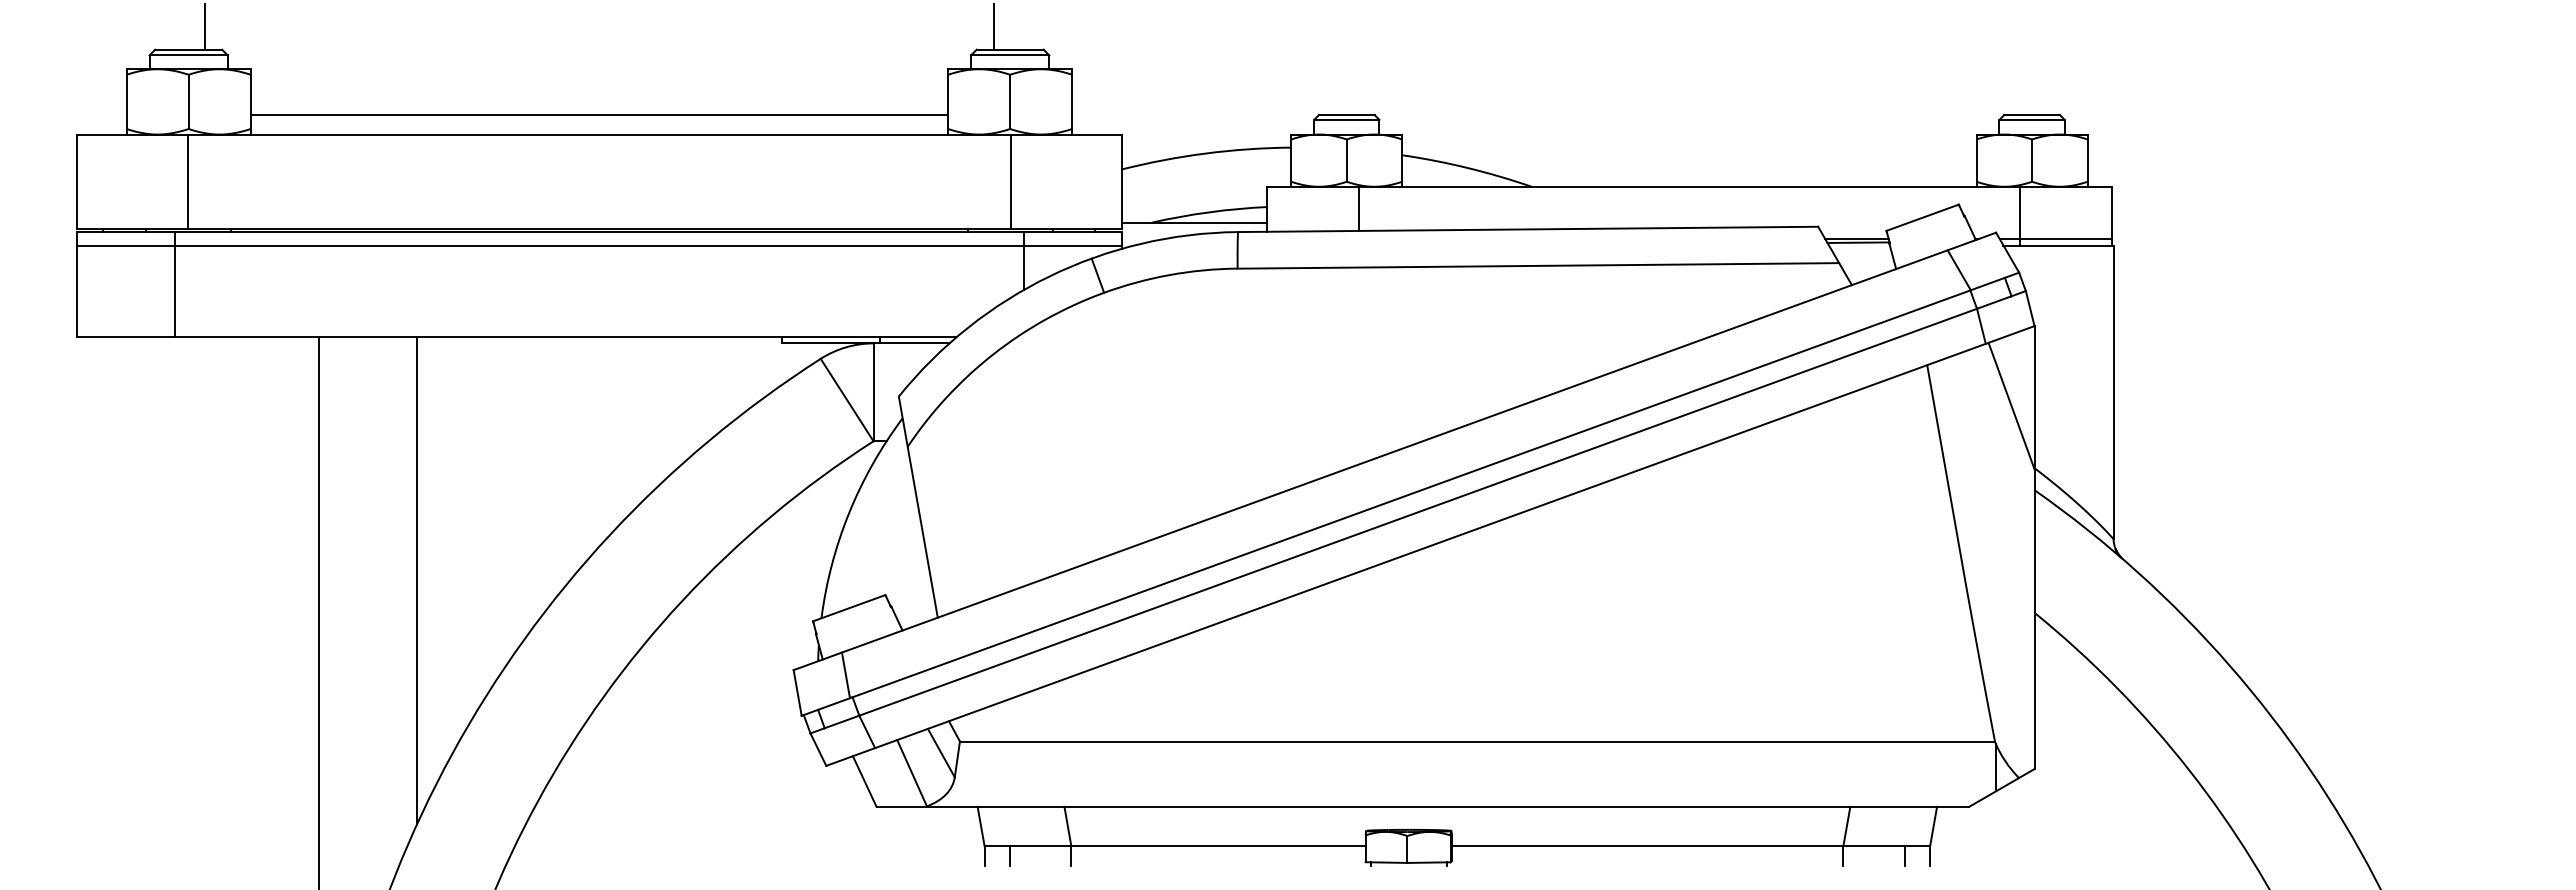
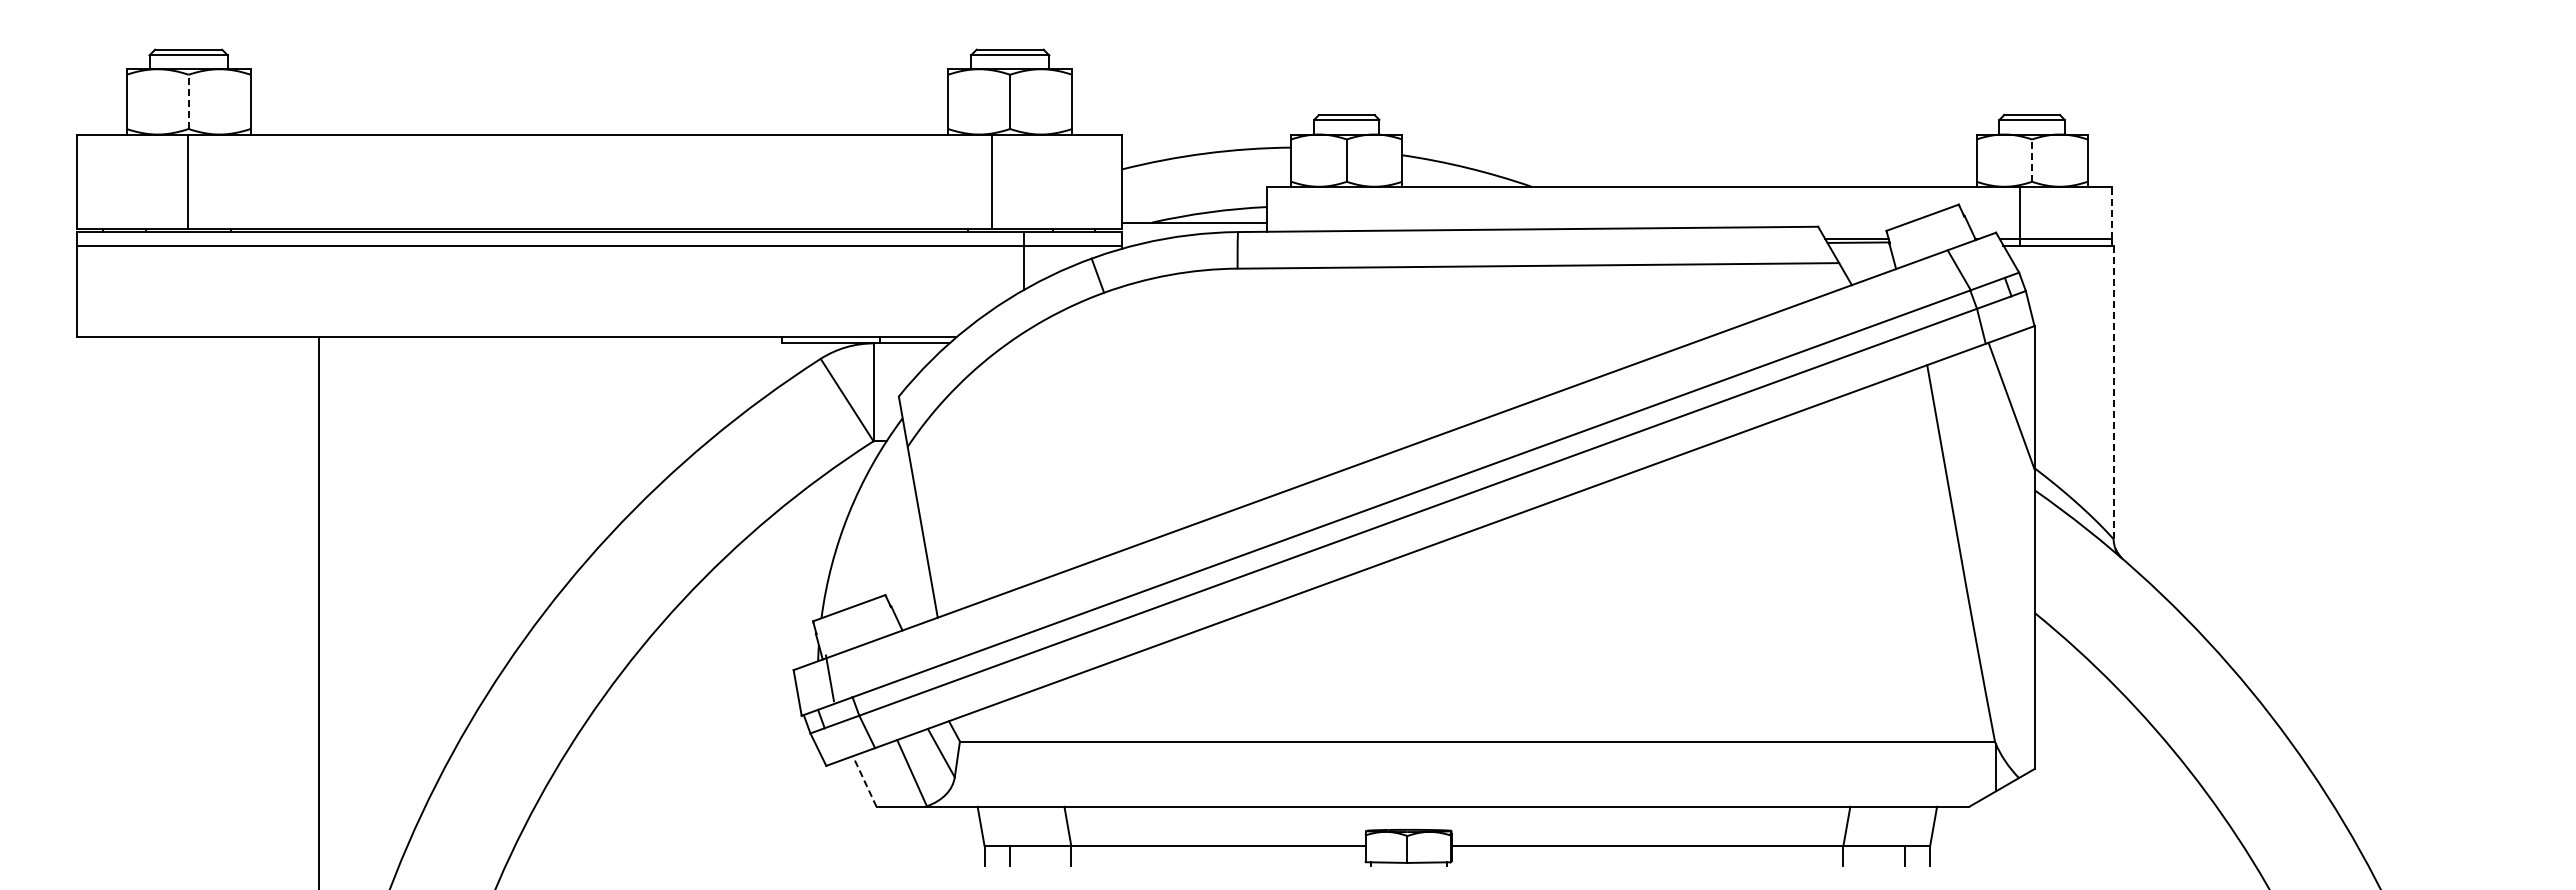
line: present -> none (204, 26)
line: present -> none (994, 26)
line: solid -> dashed (188, 101)
line: present -> none (599, 114)
line: solid -> dashed (2032, 160)
line position: (1010, 181) -> (991, 181) (991, 181)
line: present -> none (1358, 208)
line: solid -> dashed (2111, 212)
line: present -> none (175, 284)
line: solid -> dashed (2113, 392)
line: present -> none (416, 580)
line position: (845, 675) -> (829, 678) (829, 678)
line: solid -> dashed (864, 781)
